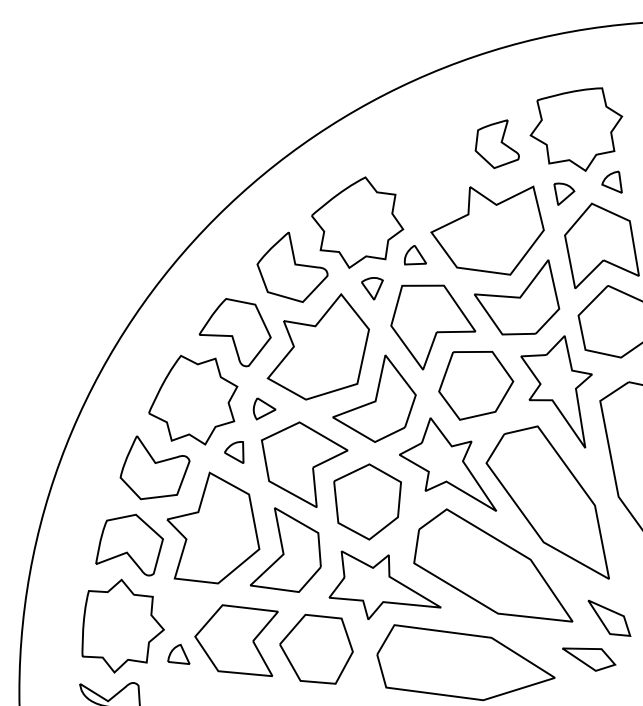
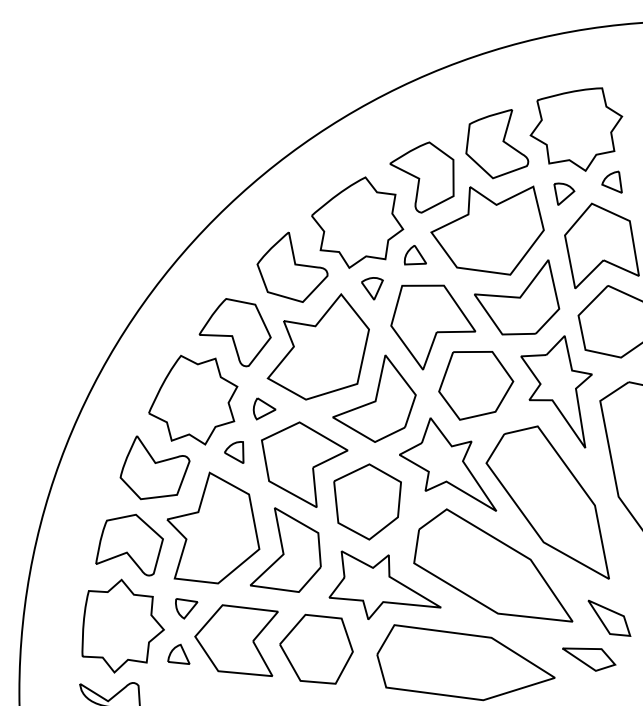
part size: 46x51 px -> 65x71 px (497, 144)
part: none -> present (421, 177)
part: none -> present (186, 608)
